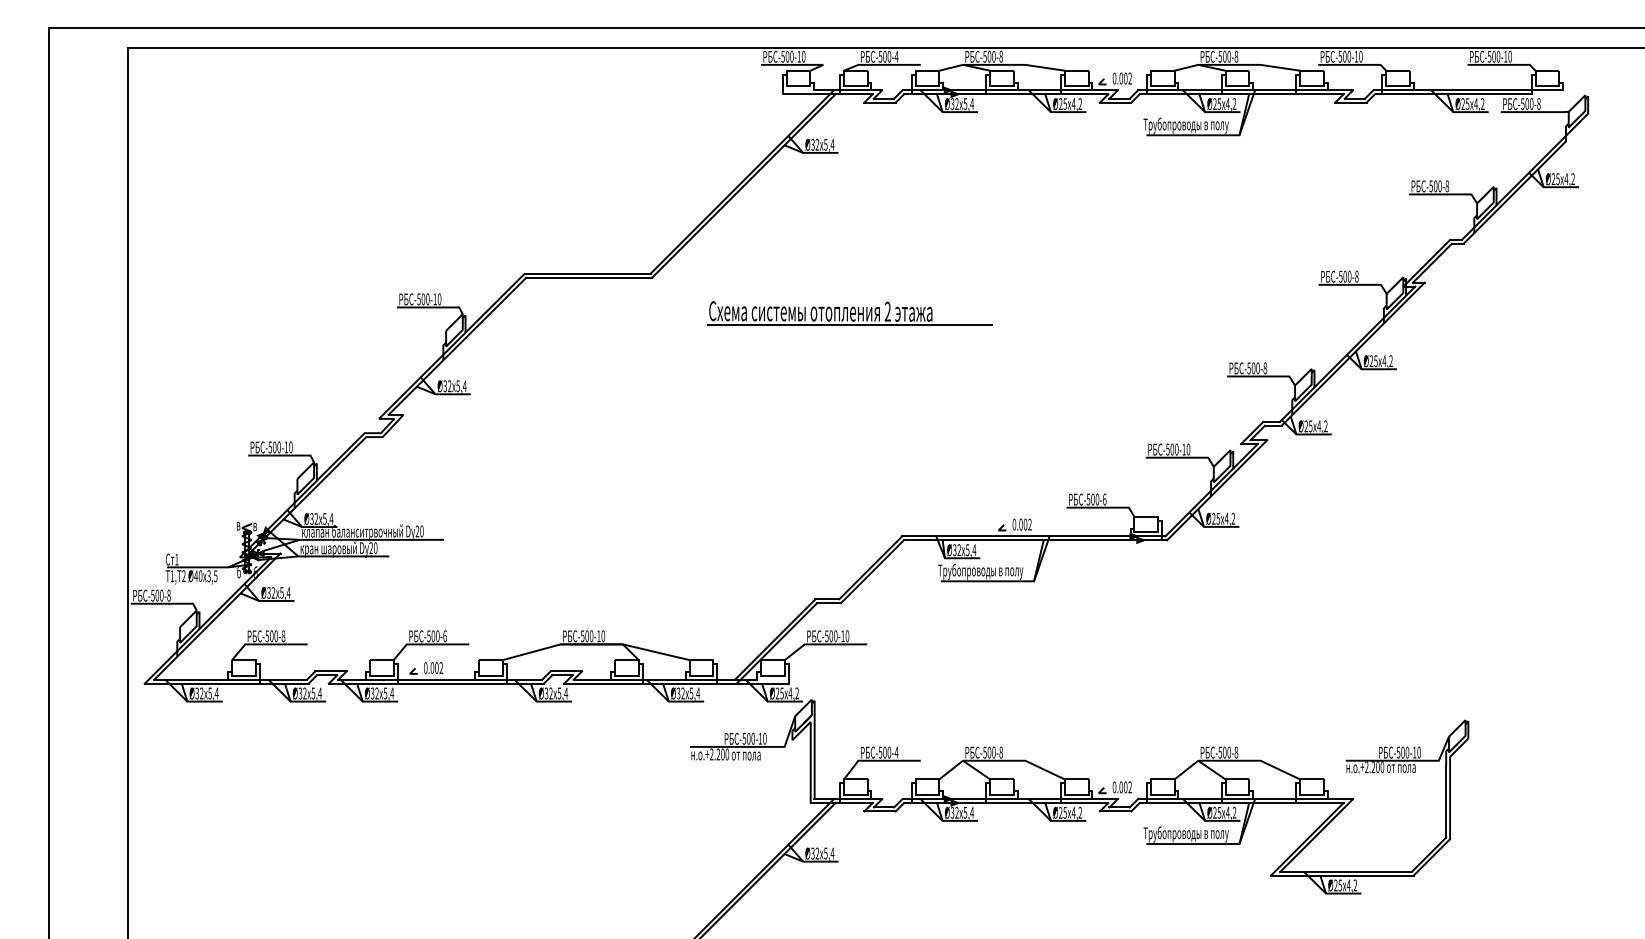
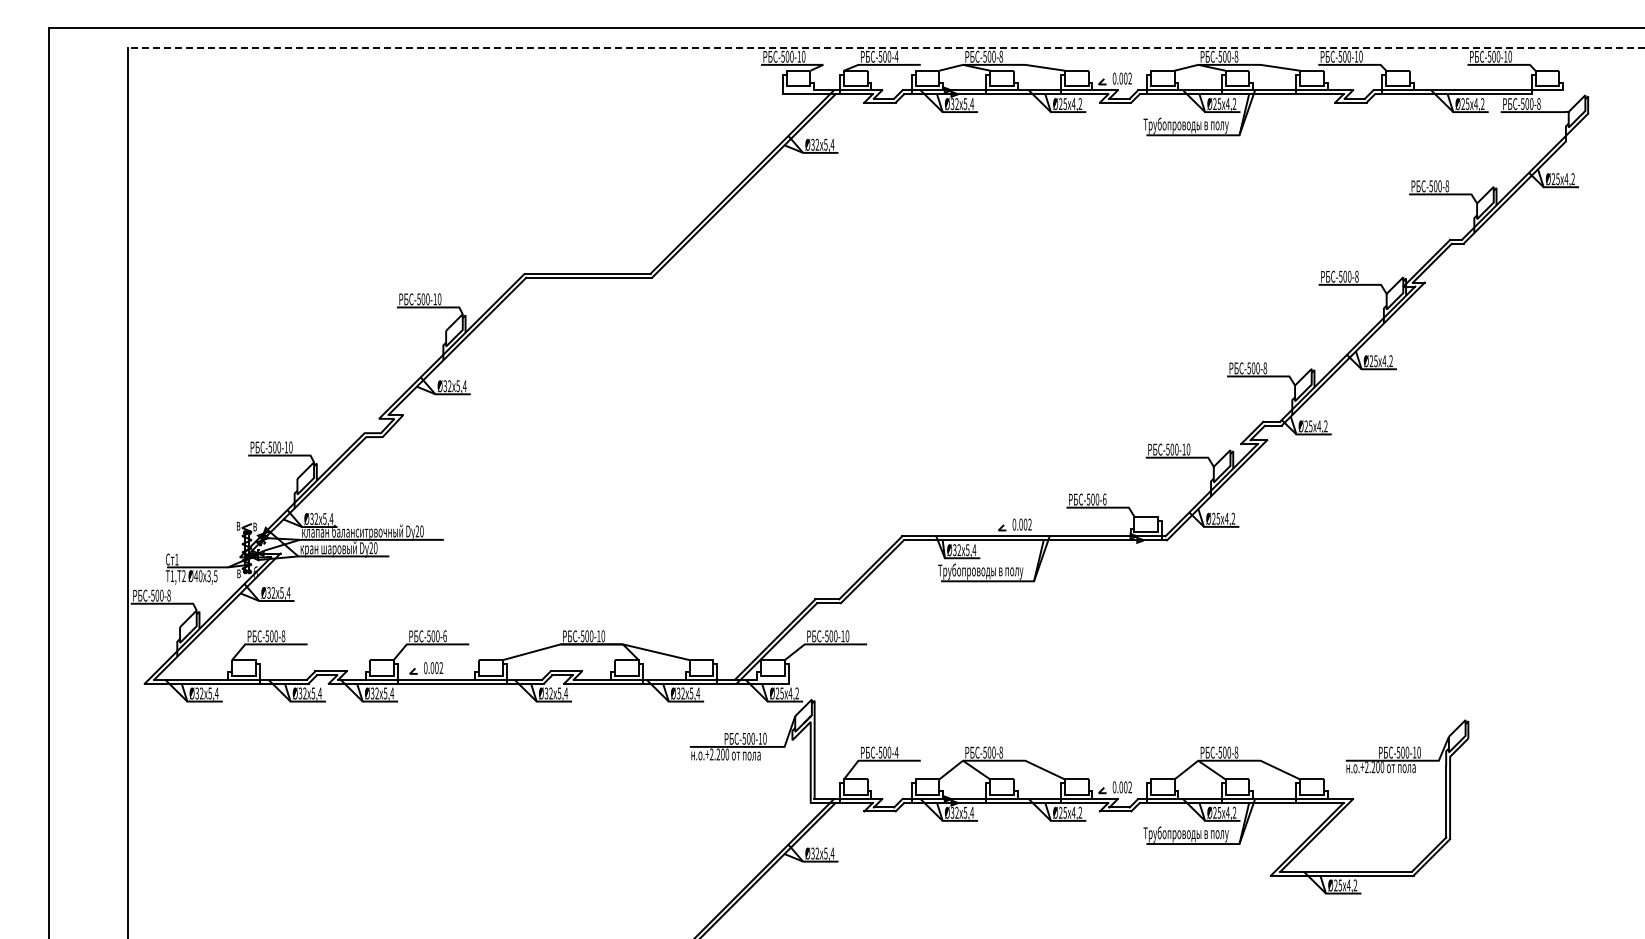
line: solid -> dashed (885, 47)
part: present -> none (849, 313)
text: б -> в (238, 572)
